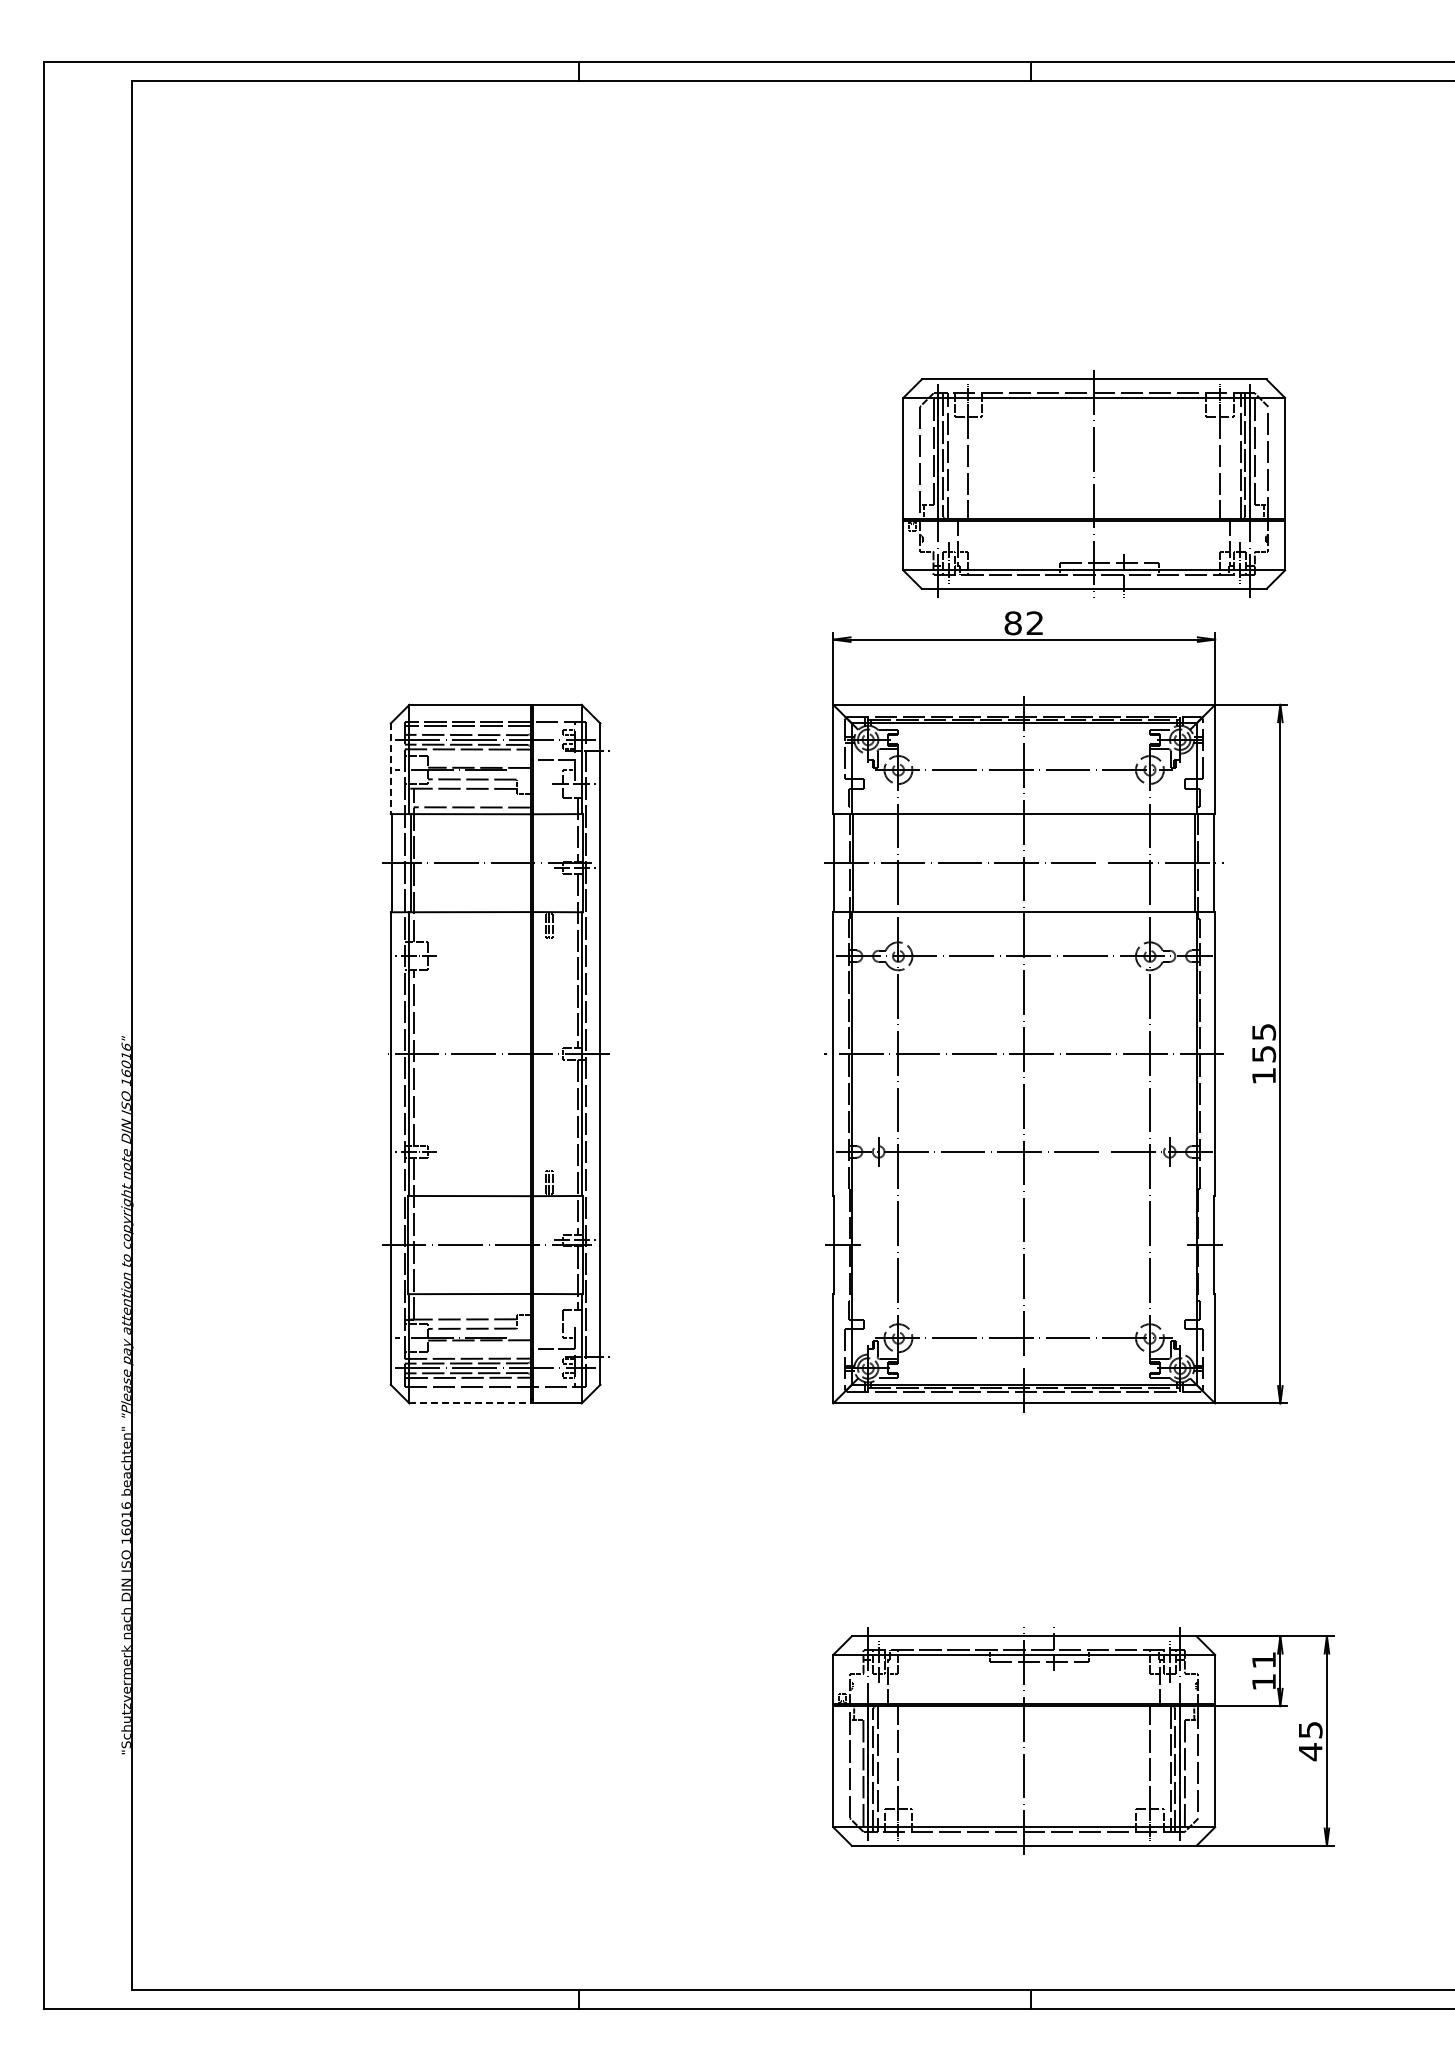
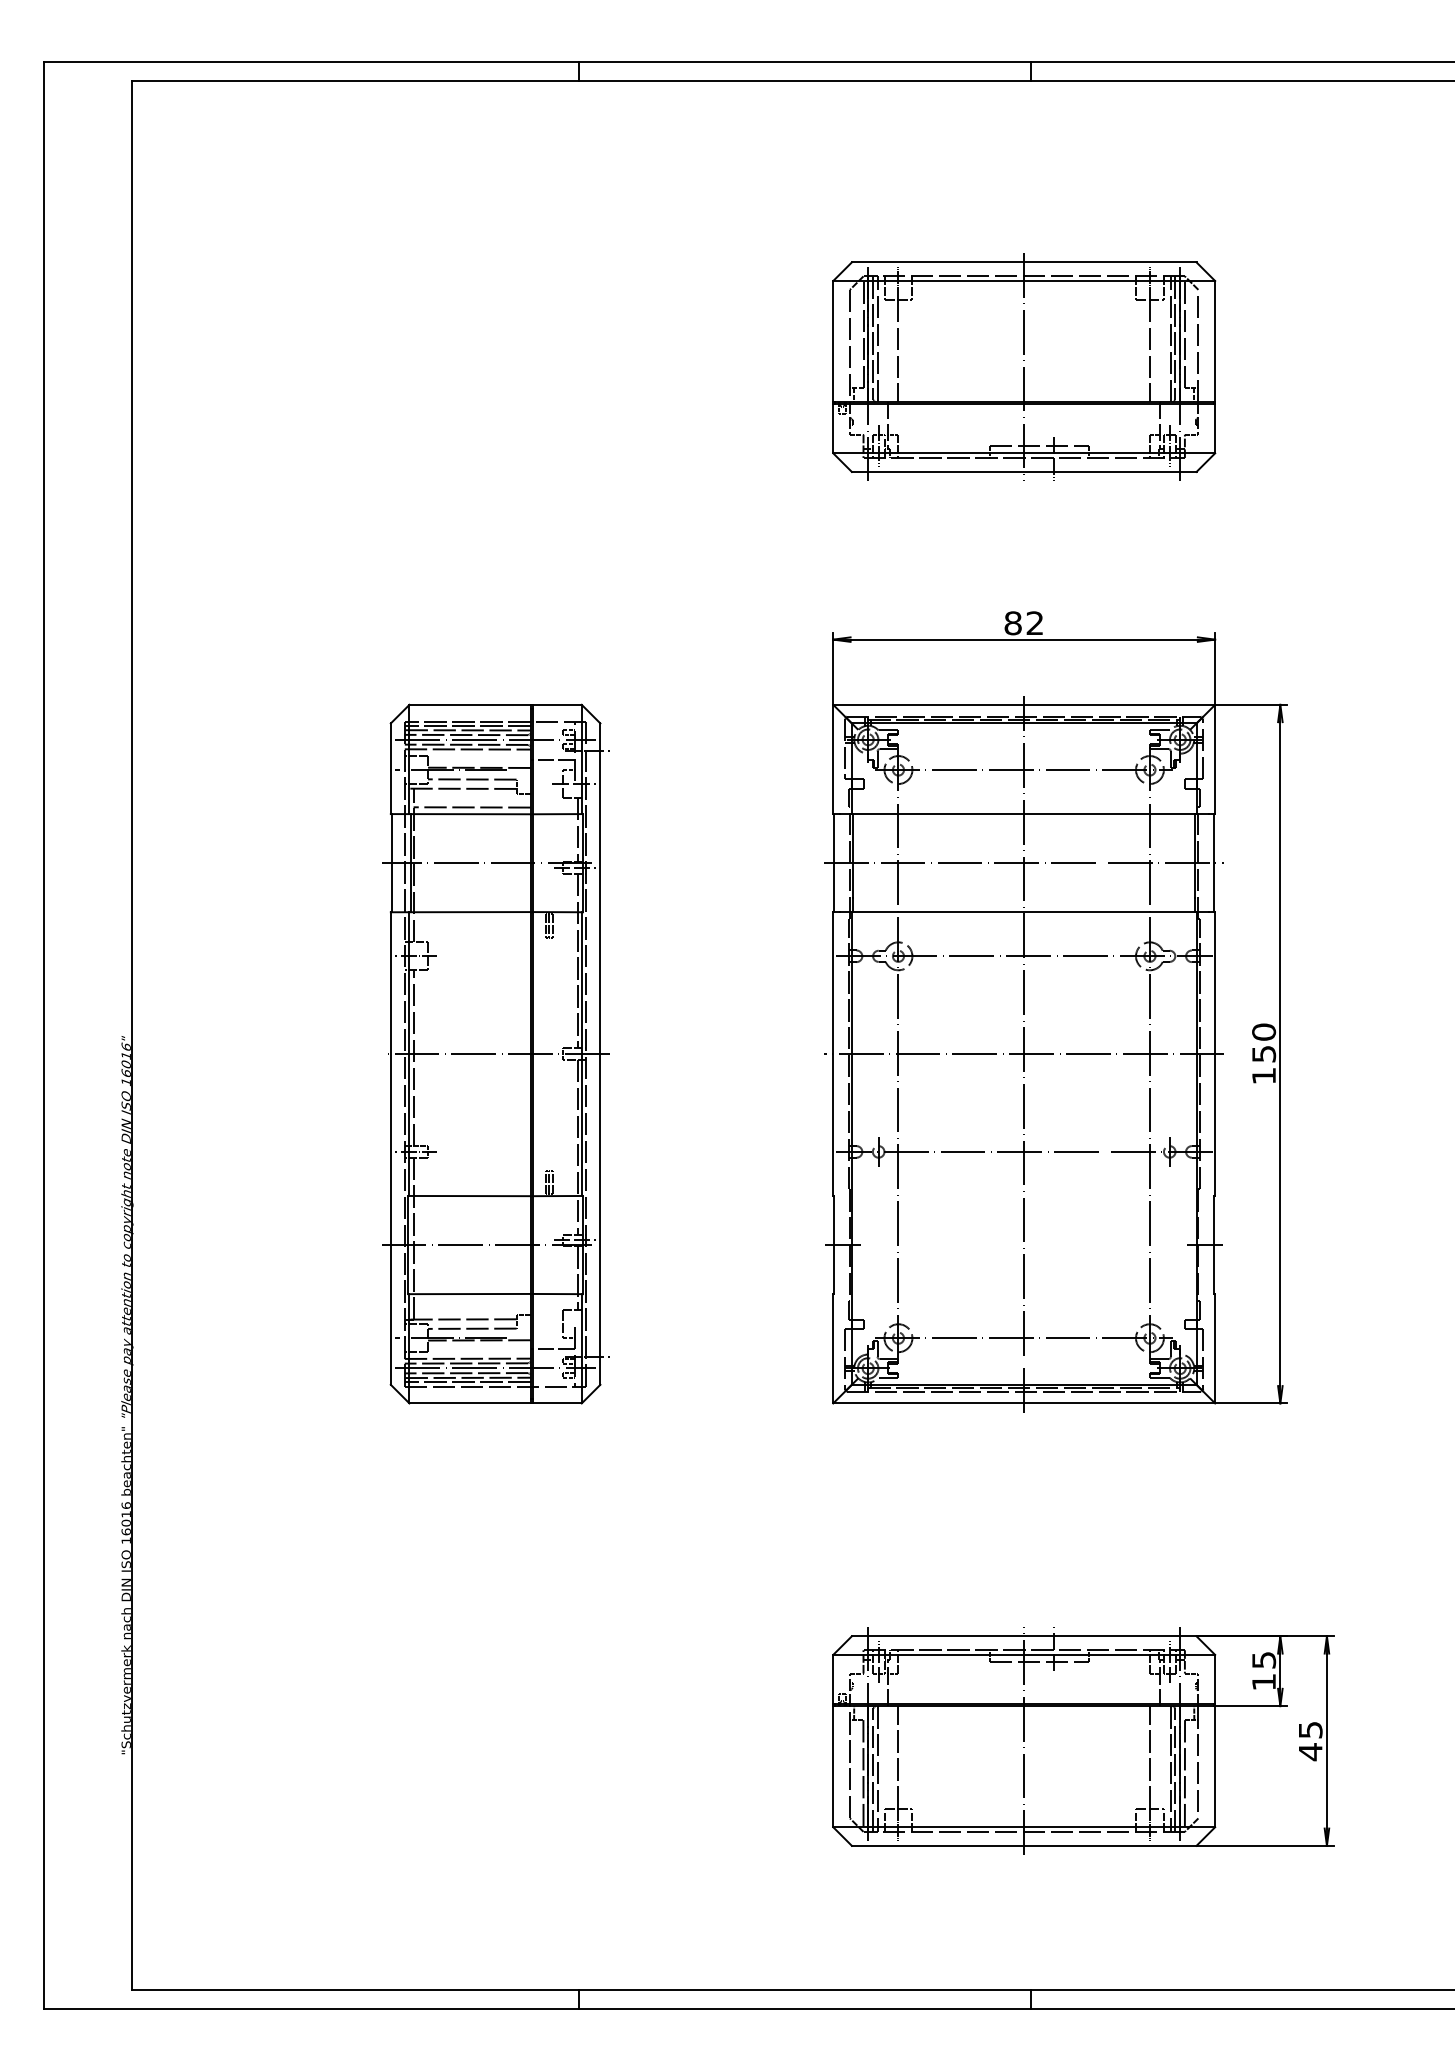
part position: (1094, 483) -> (1024, 366) (1024, 366)
line: none -> present (467, 730)
line: dashed -> solid (390, 769)
text: 155 -> 150 (1264, 1031)
line: none -> present (467, 1382)
line: dashed -> solid (469, 1403)
text: 11 -> 15 (1264, 1660)
